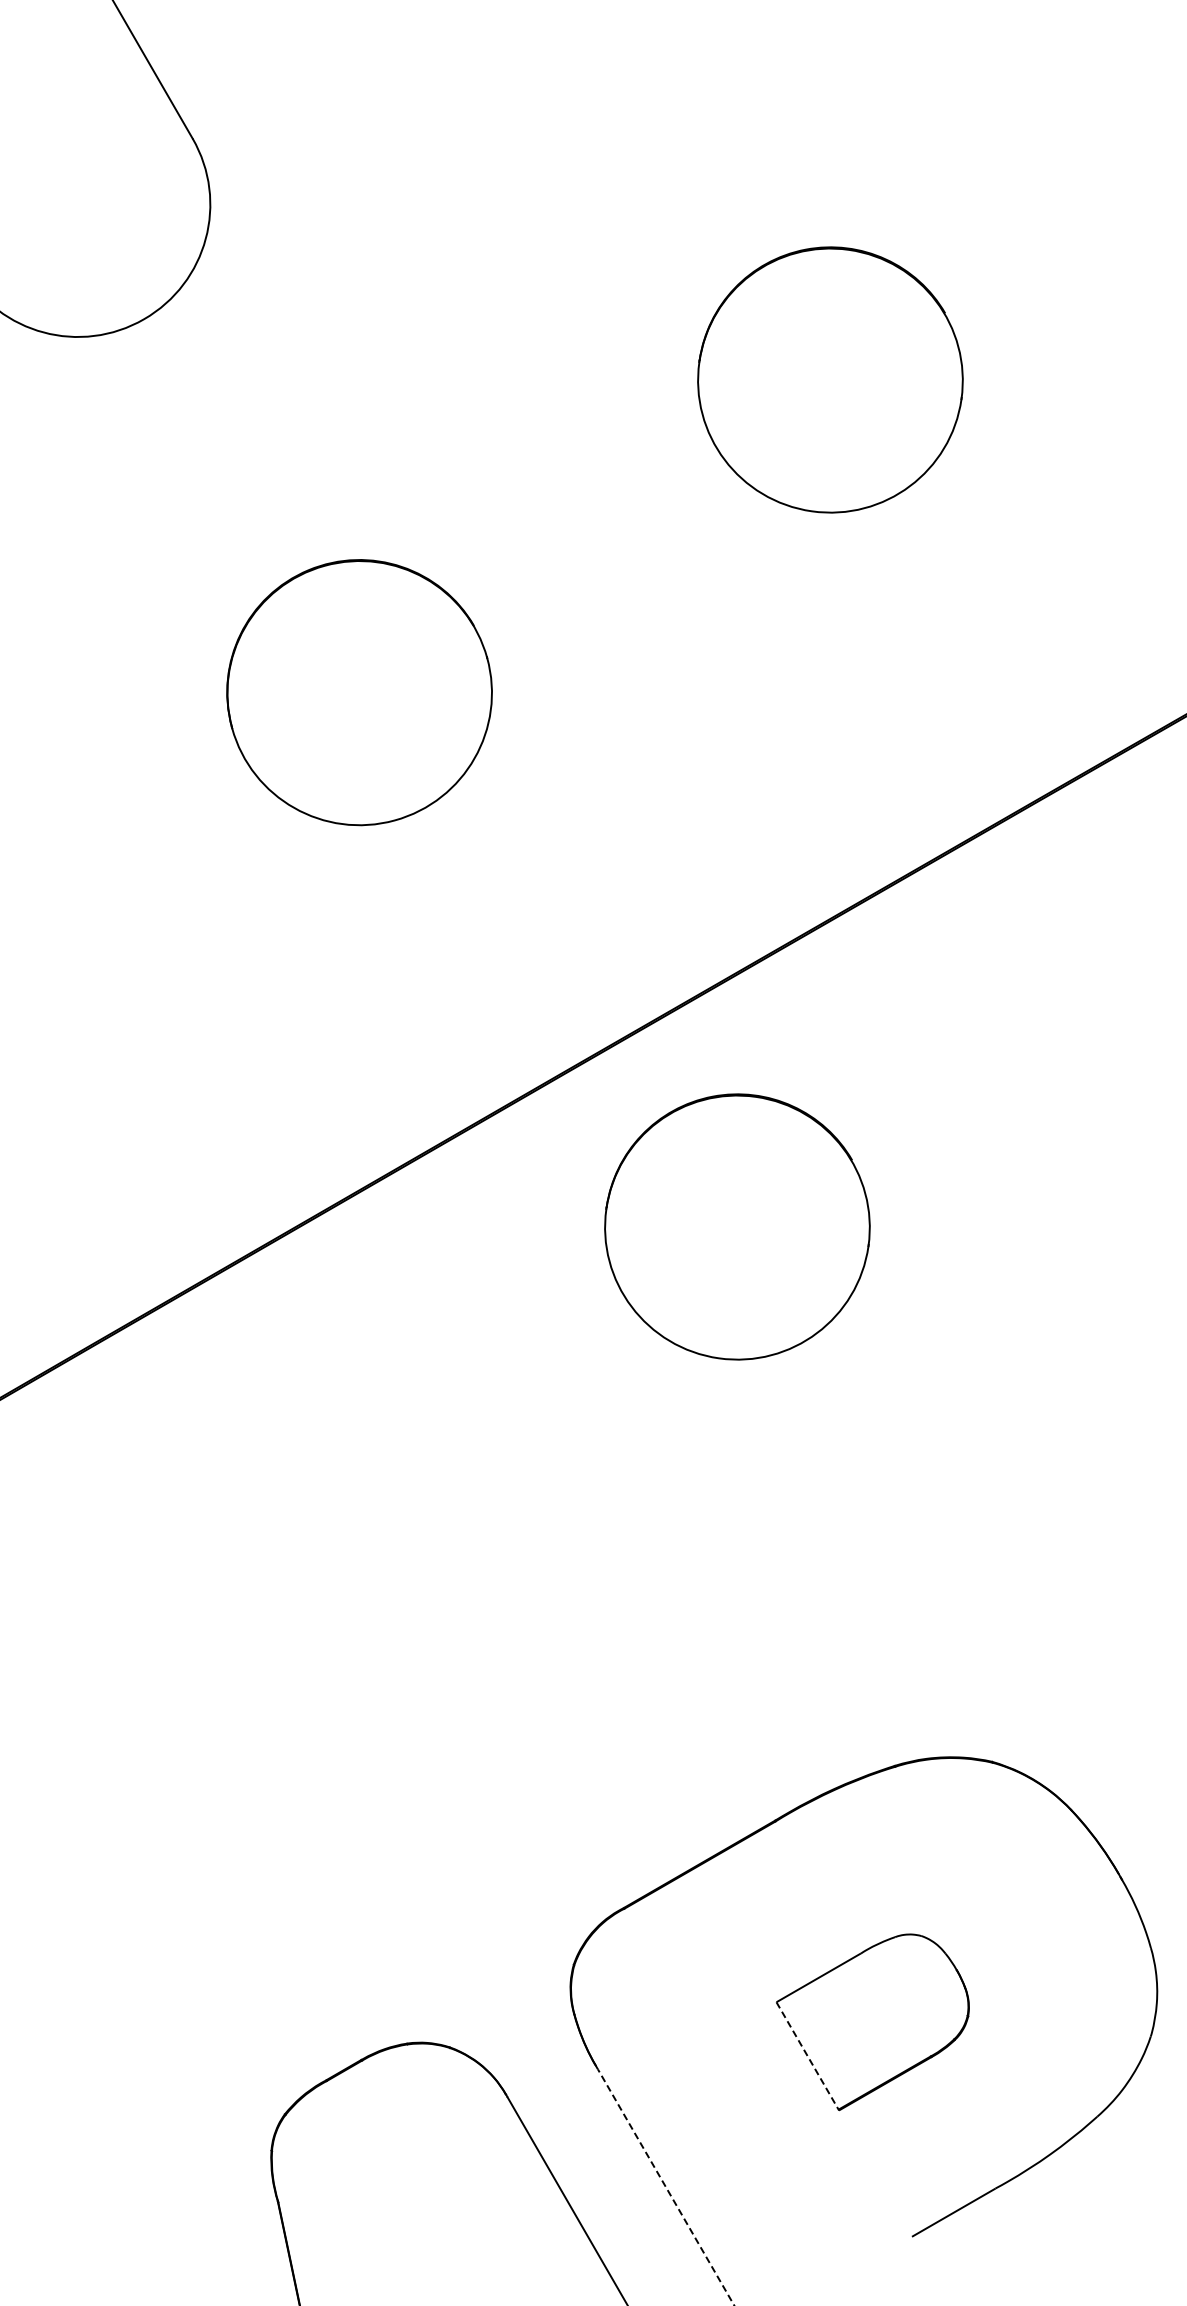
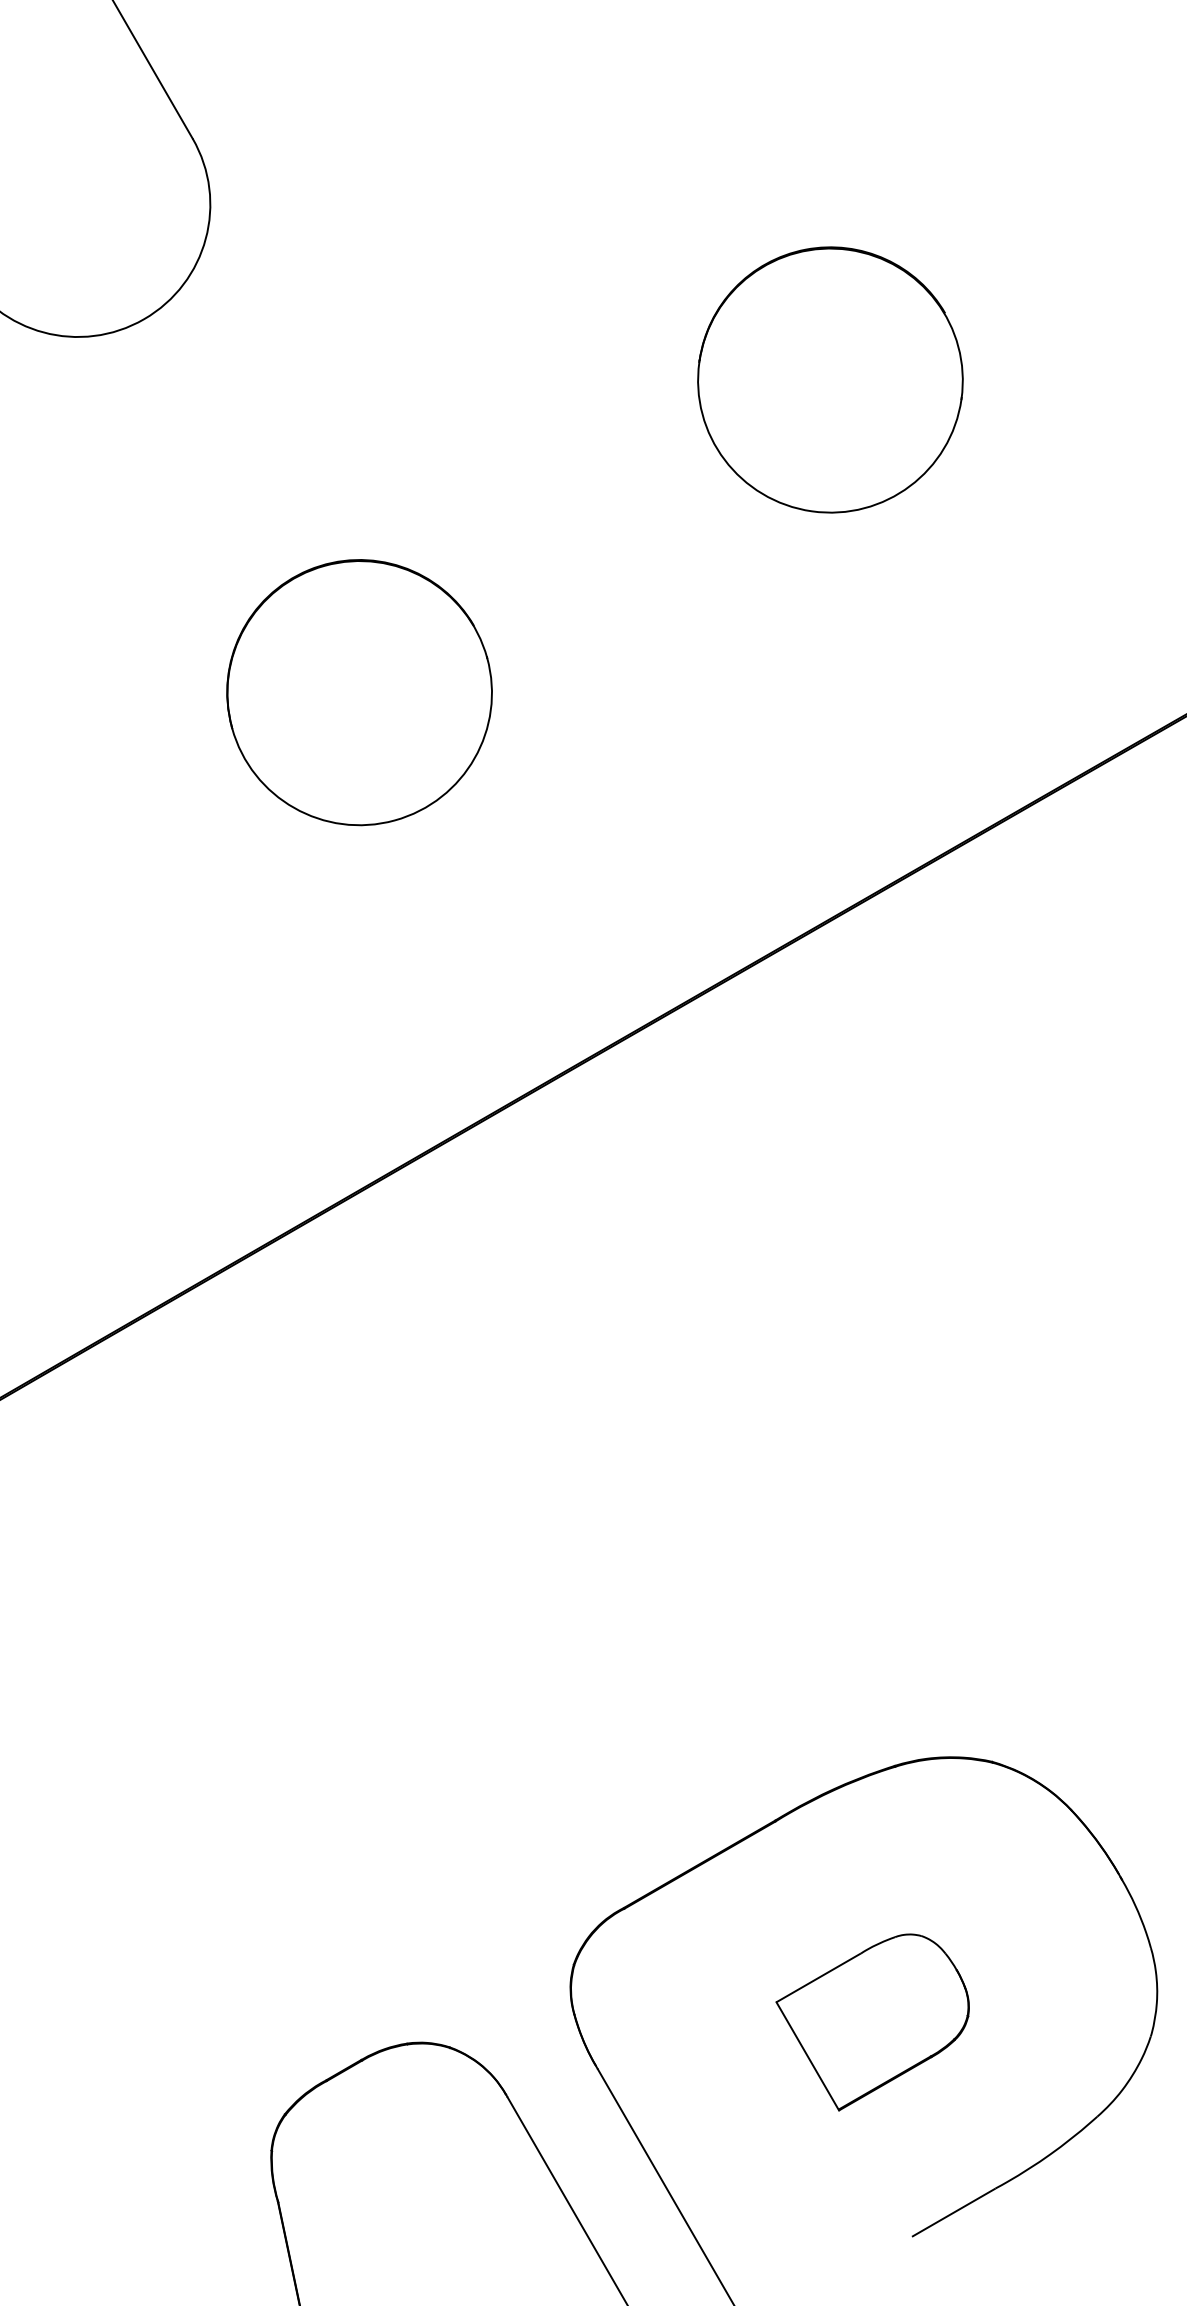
part: present -> none (737, 1226)
line: dashed -> solid (807, 2056)
line: dashed -> solid (665, 2187)
